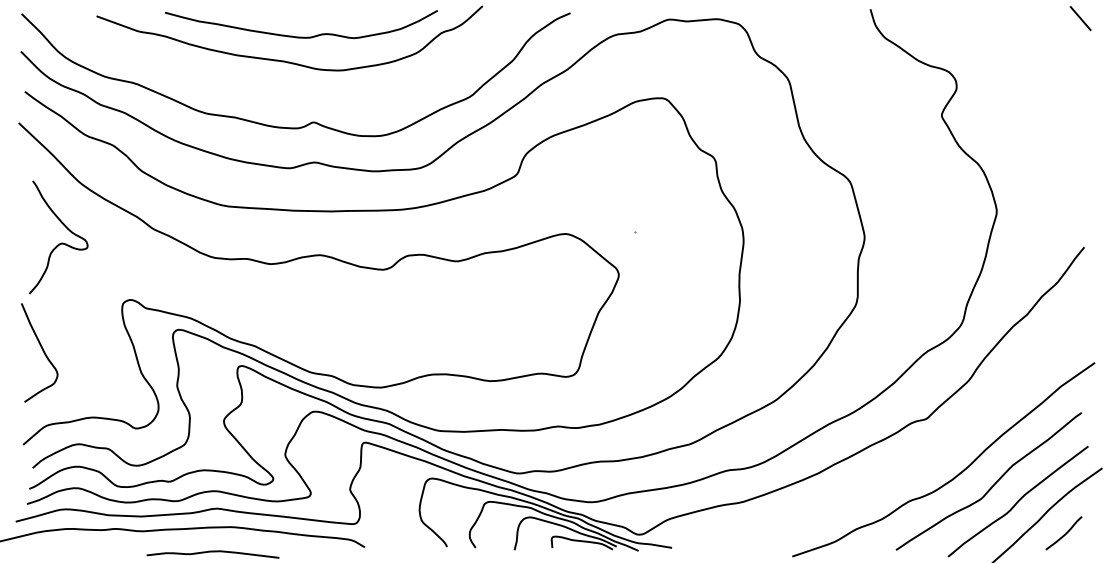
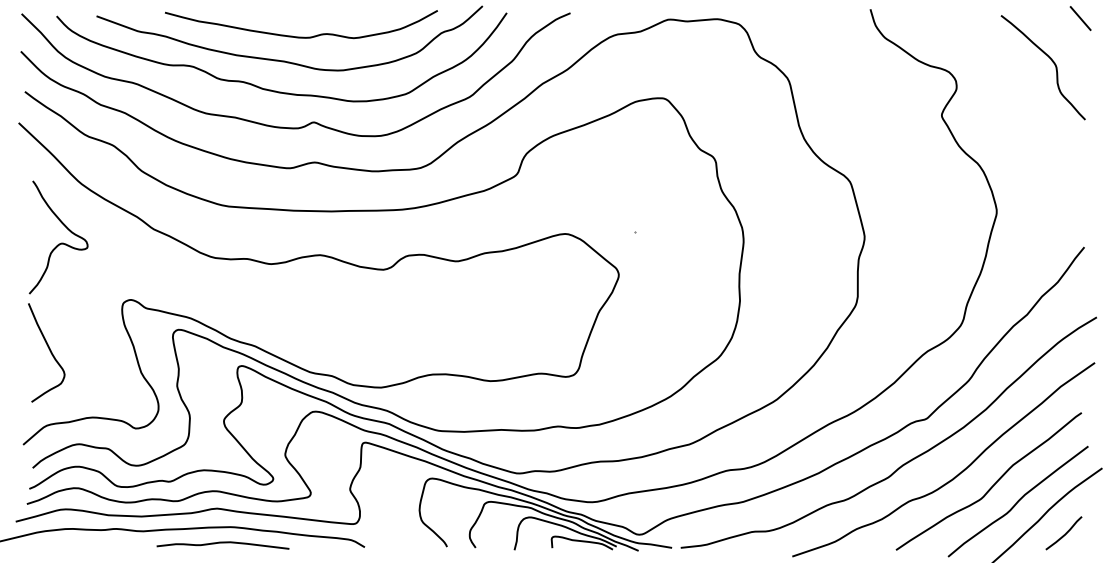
curve: none -> present (1051, 61)
curve: none -> present (276, 90)
curve position: (42, 351) -> (49, 351) (49, 351)
curve: none -> present (908, 460)
curve position: (212, 552) -> (222, 543) (222, 543)
